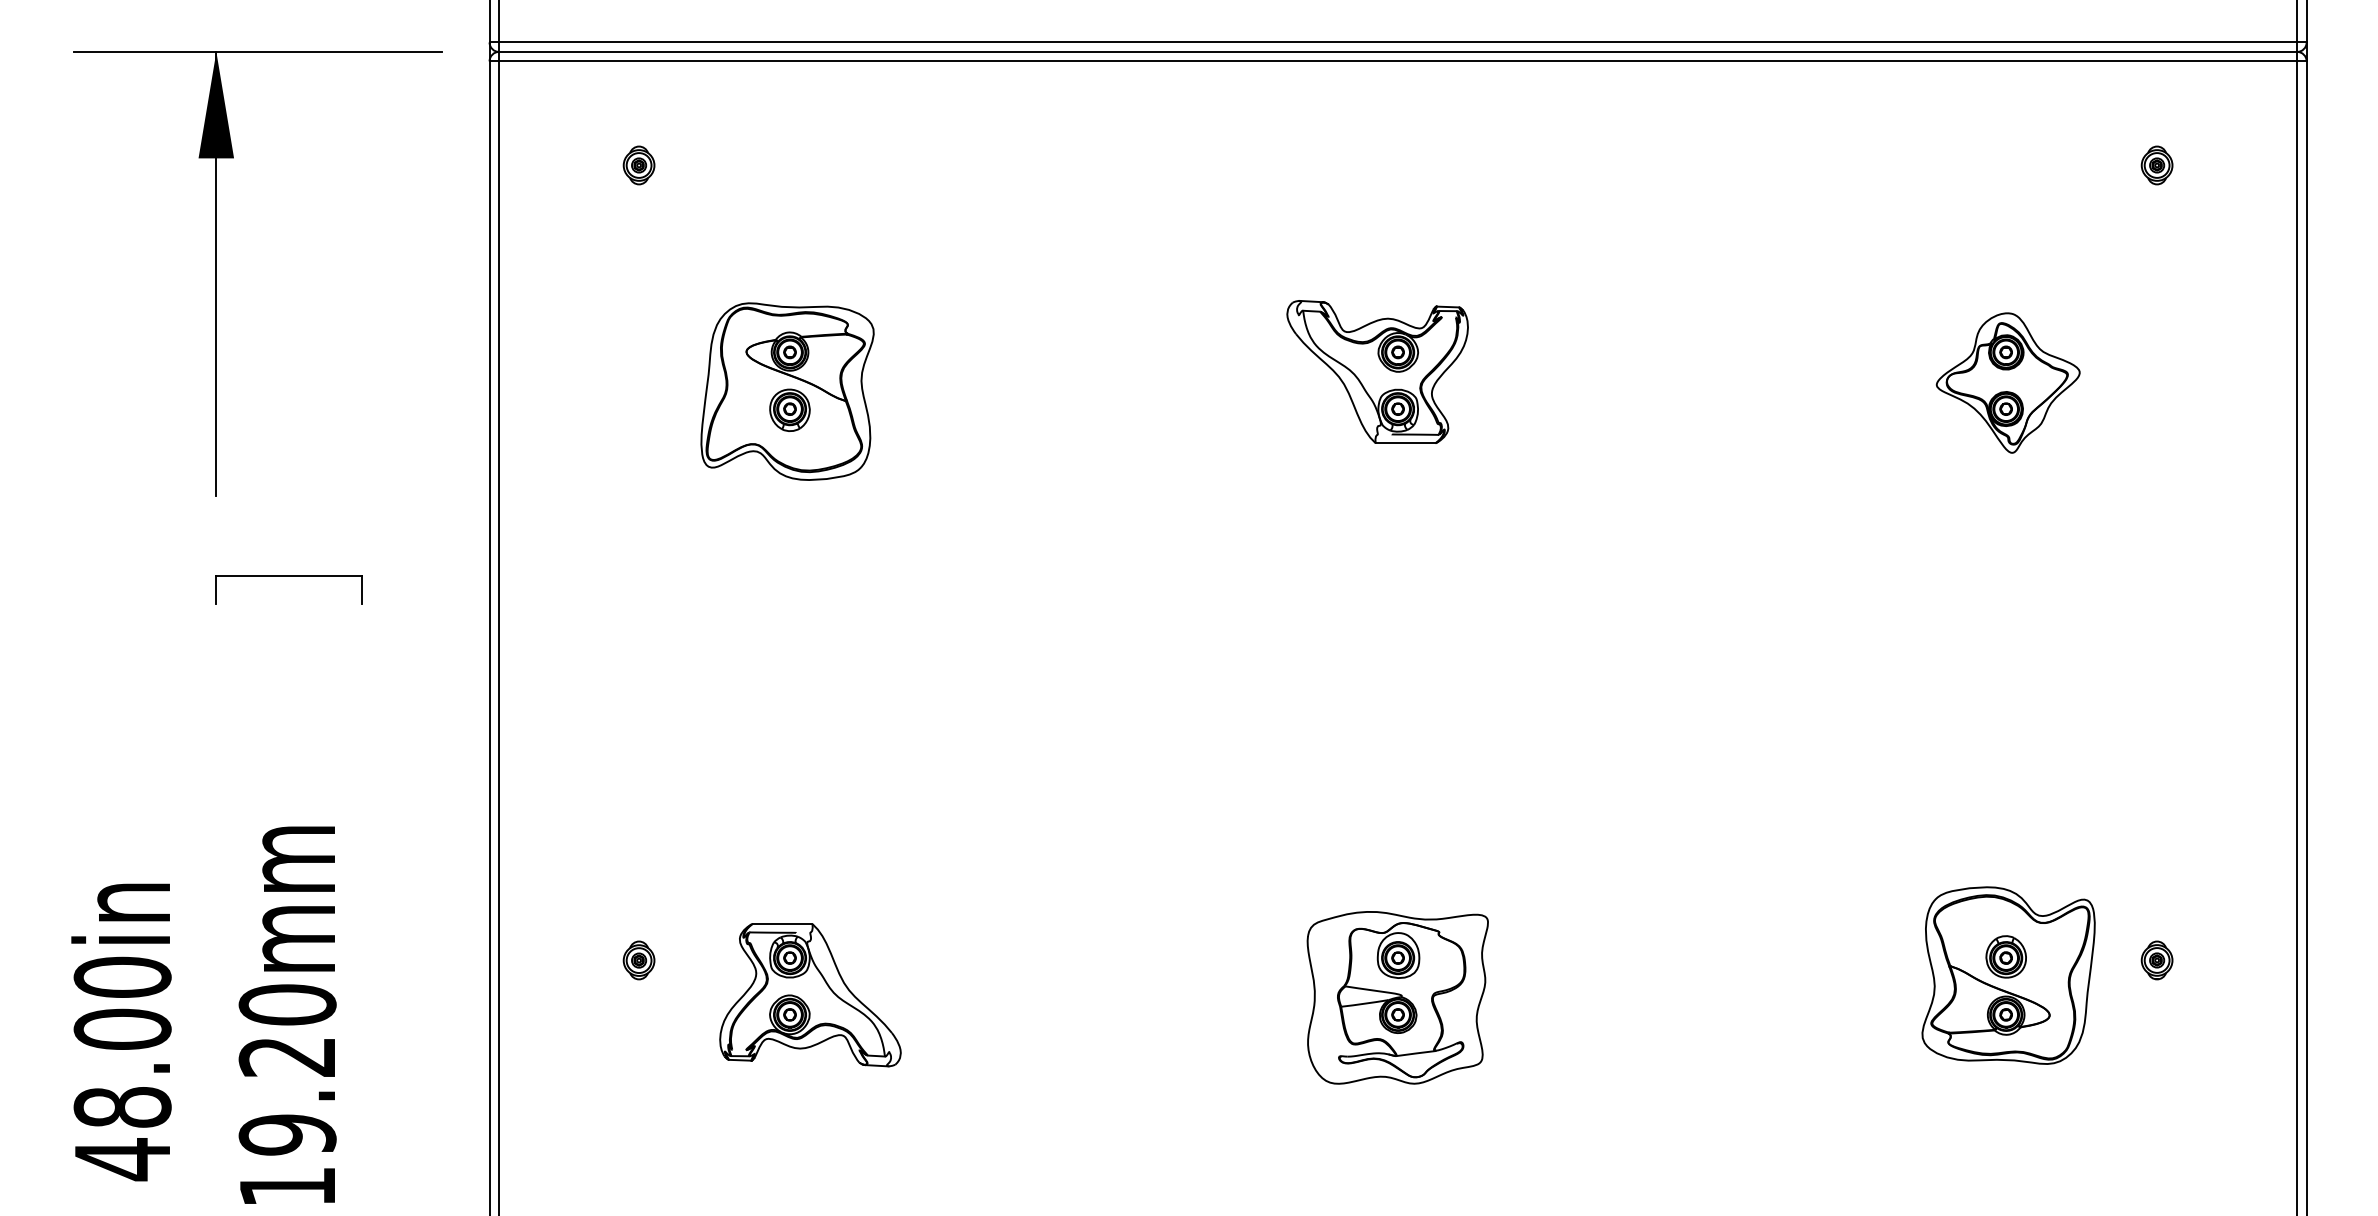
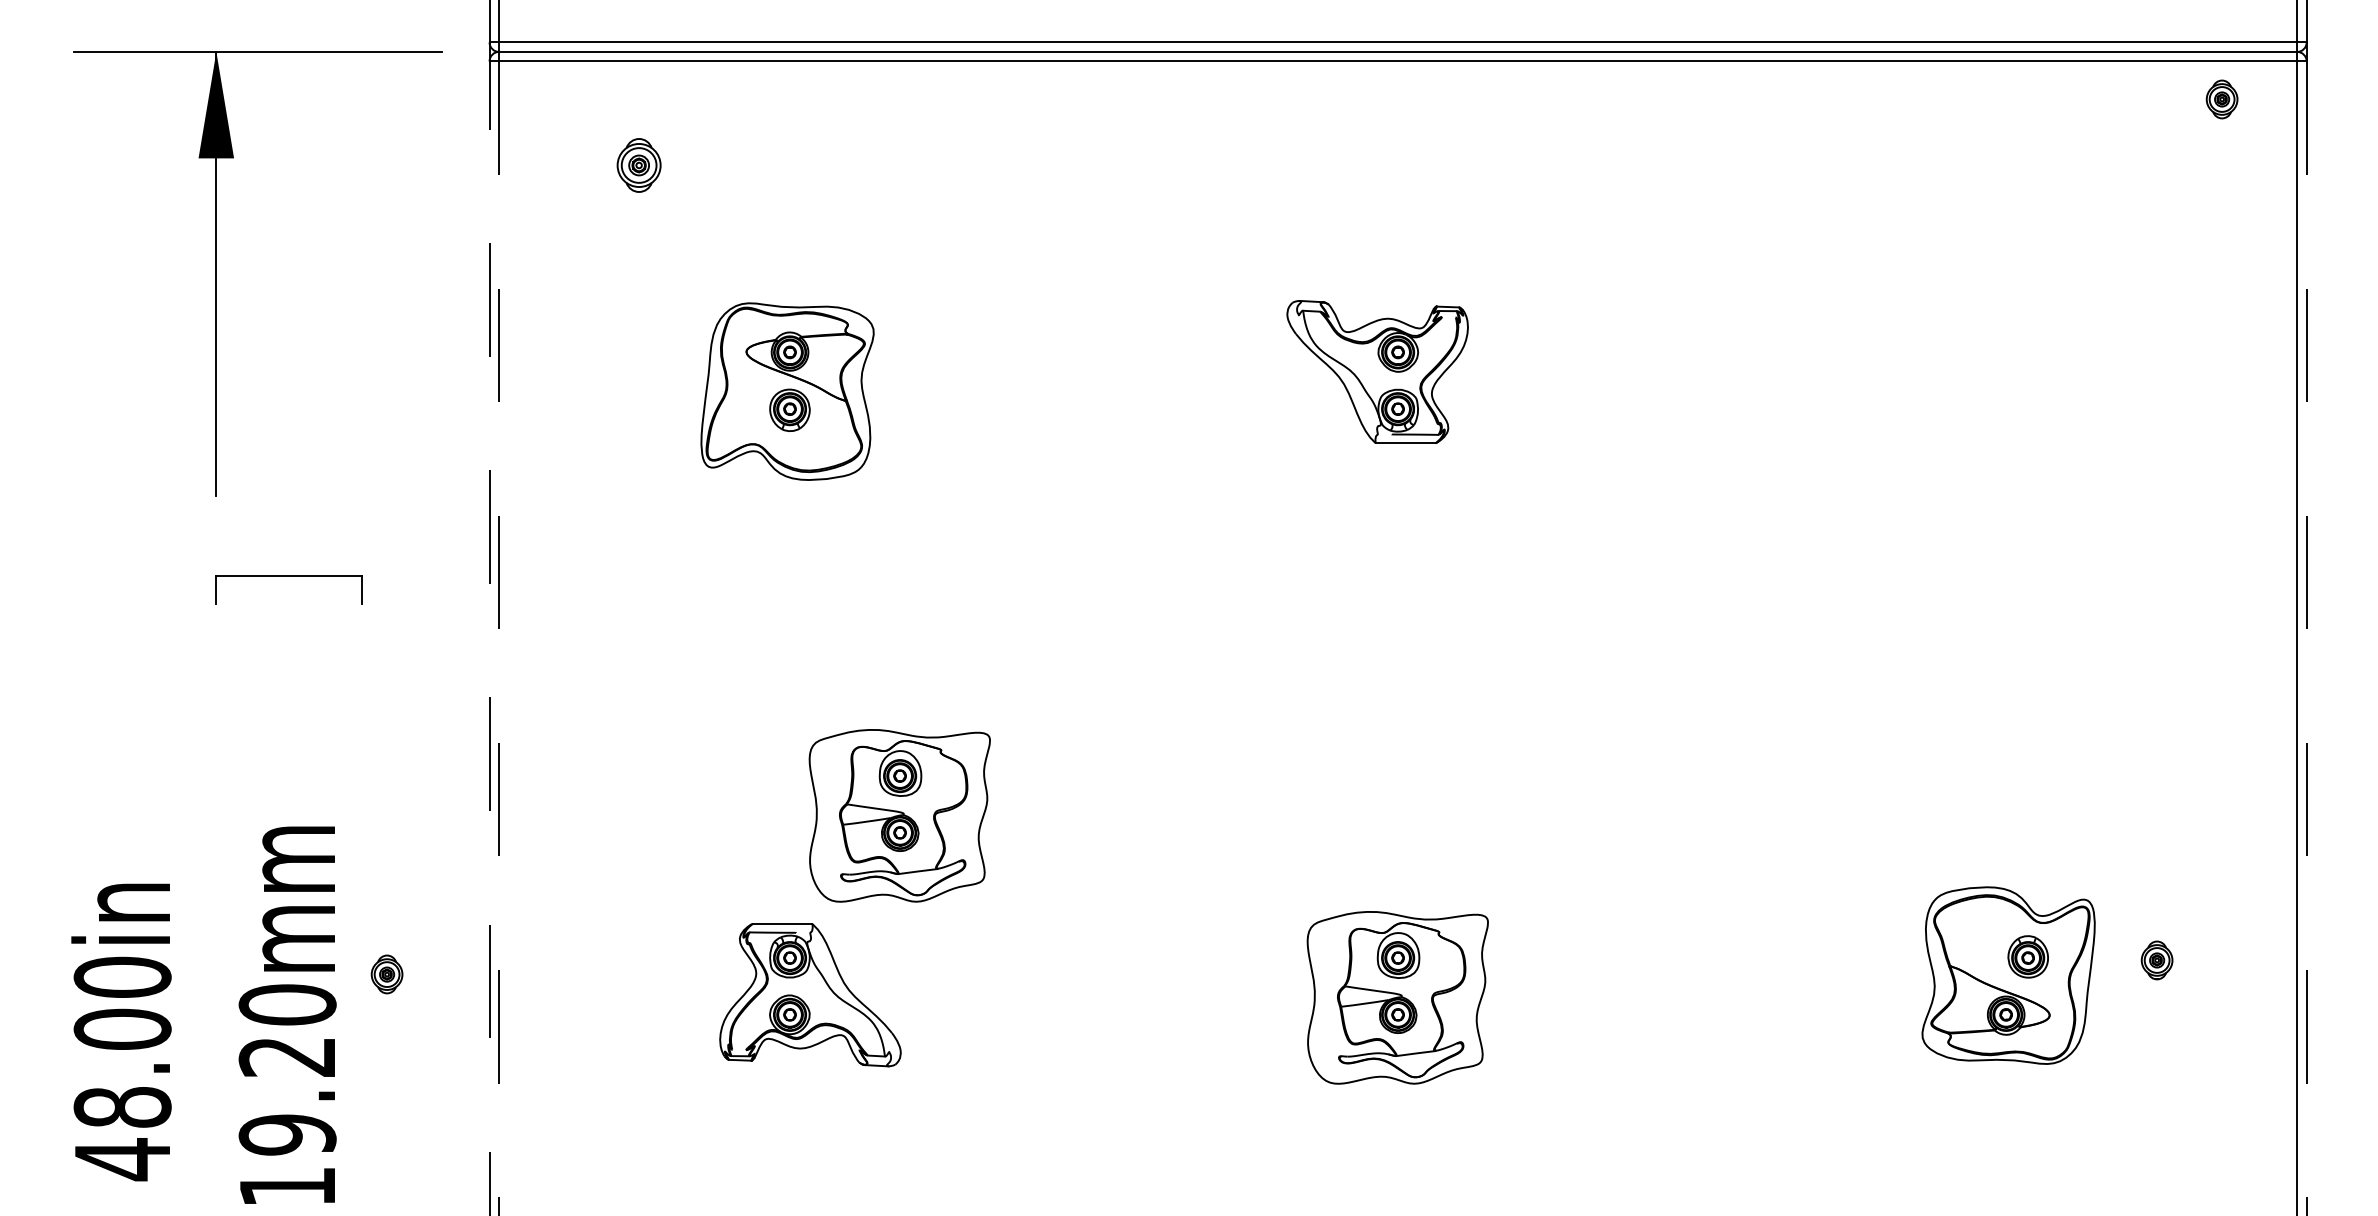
part size: 34x41 px -> 46x55 px (638, 165)
part position: (2156, 165) -> (2221, 99) (2221, 99)
part: present -> none (2007, 382)
line: solid -> dashed (489, 638)
line: solid -> dashed (499, 639)
line: solid -> dashed (2306, 639)
part: none -> present (899, 815)
part position: (2005, 956) -> (2027, 956) (2027, 956)
part position: (638, 960) -> (386, 974) (386, 974)
